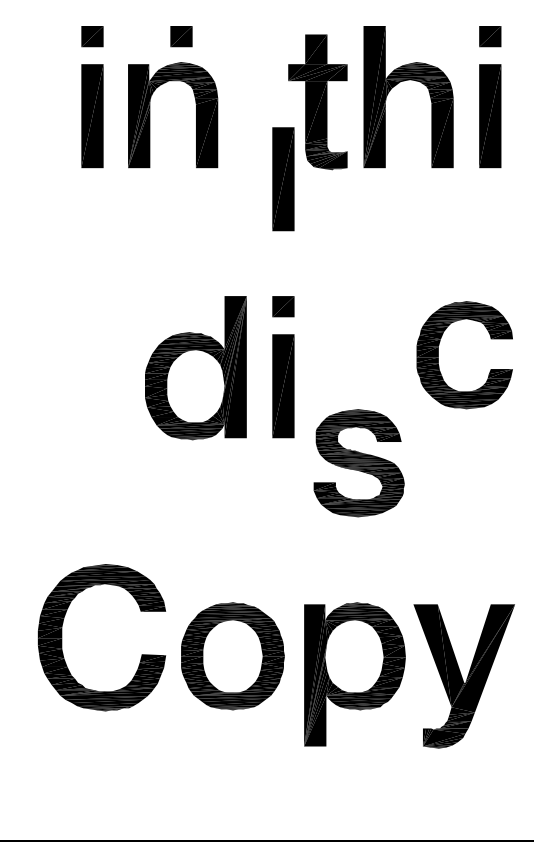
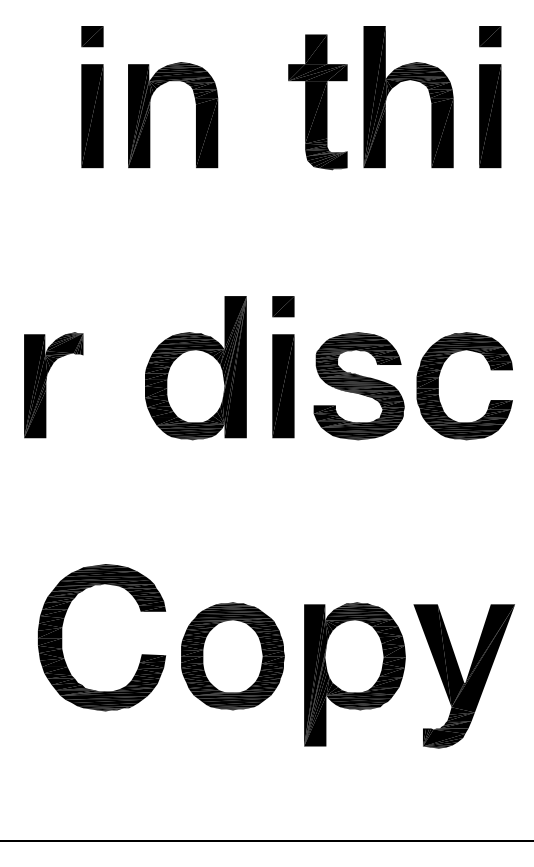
part: present -> none (181, 36)
part: present -> none (283, 179)
part position: (438, 355) -> (438, 386) (438, 386)
part: none -> present (46, 385)
part position: (358, 463) -> (358, 386) (358, 386)
